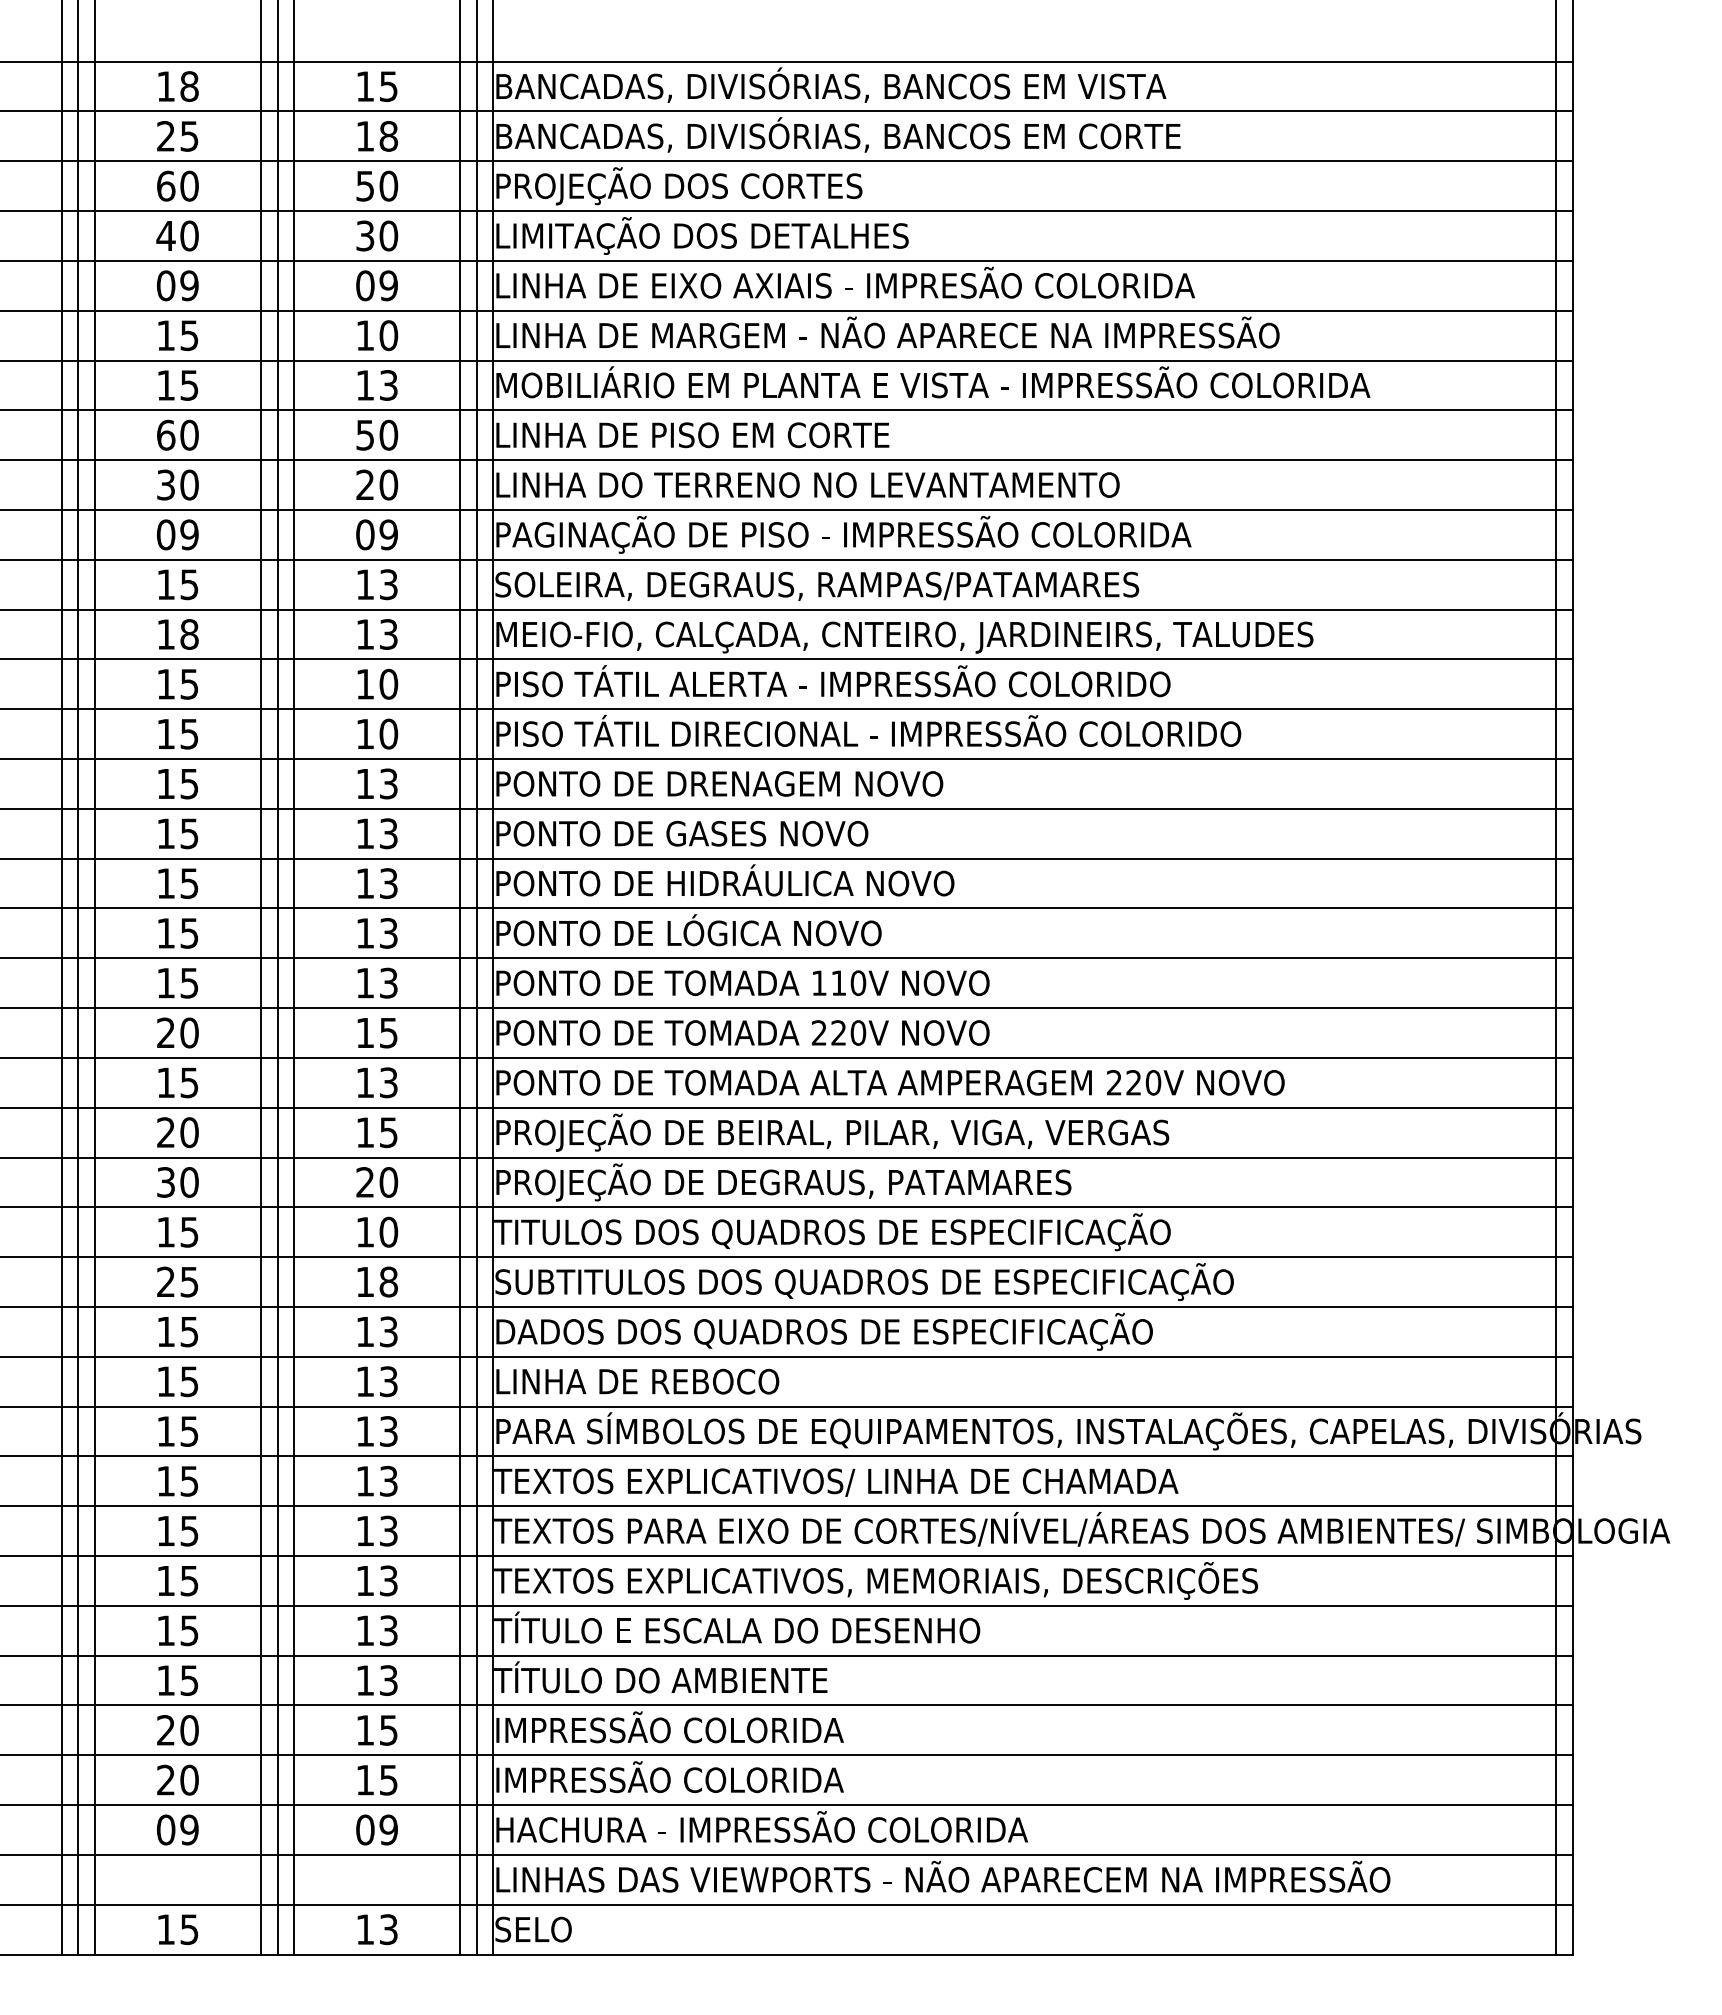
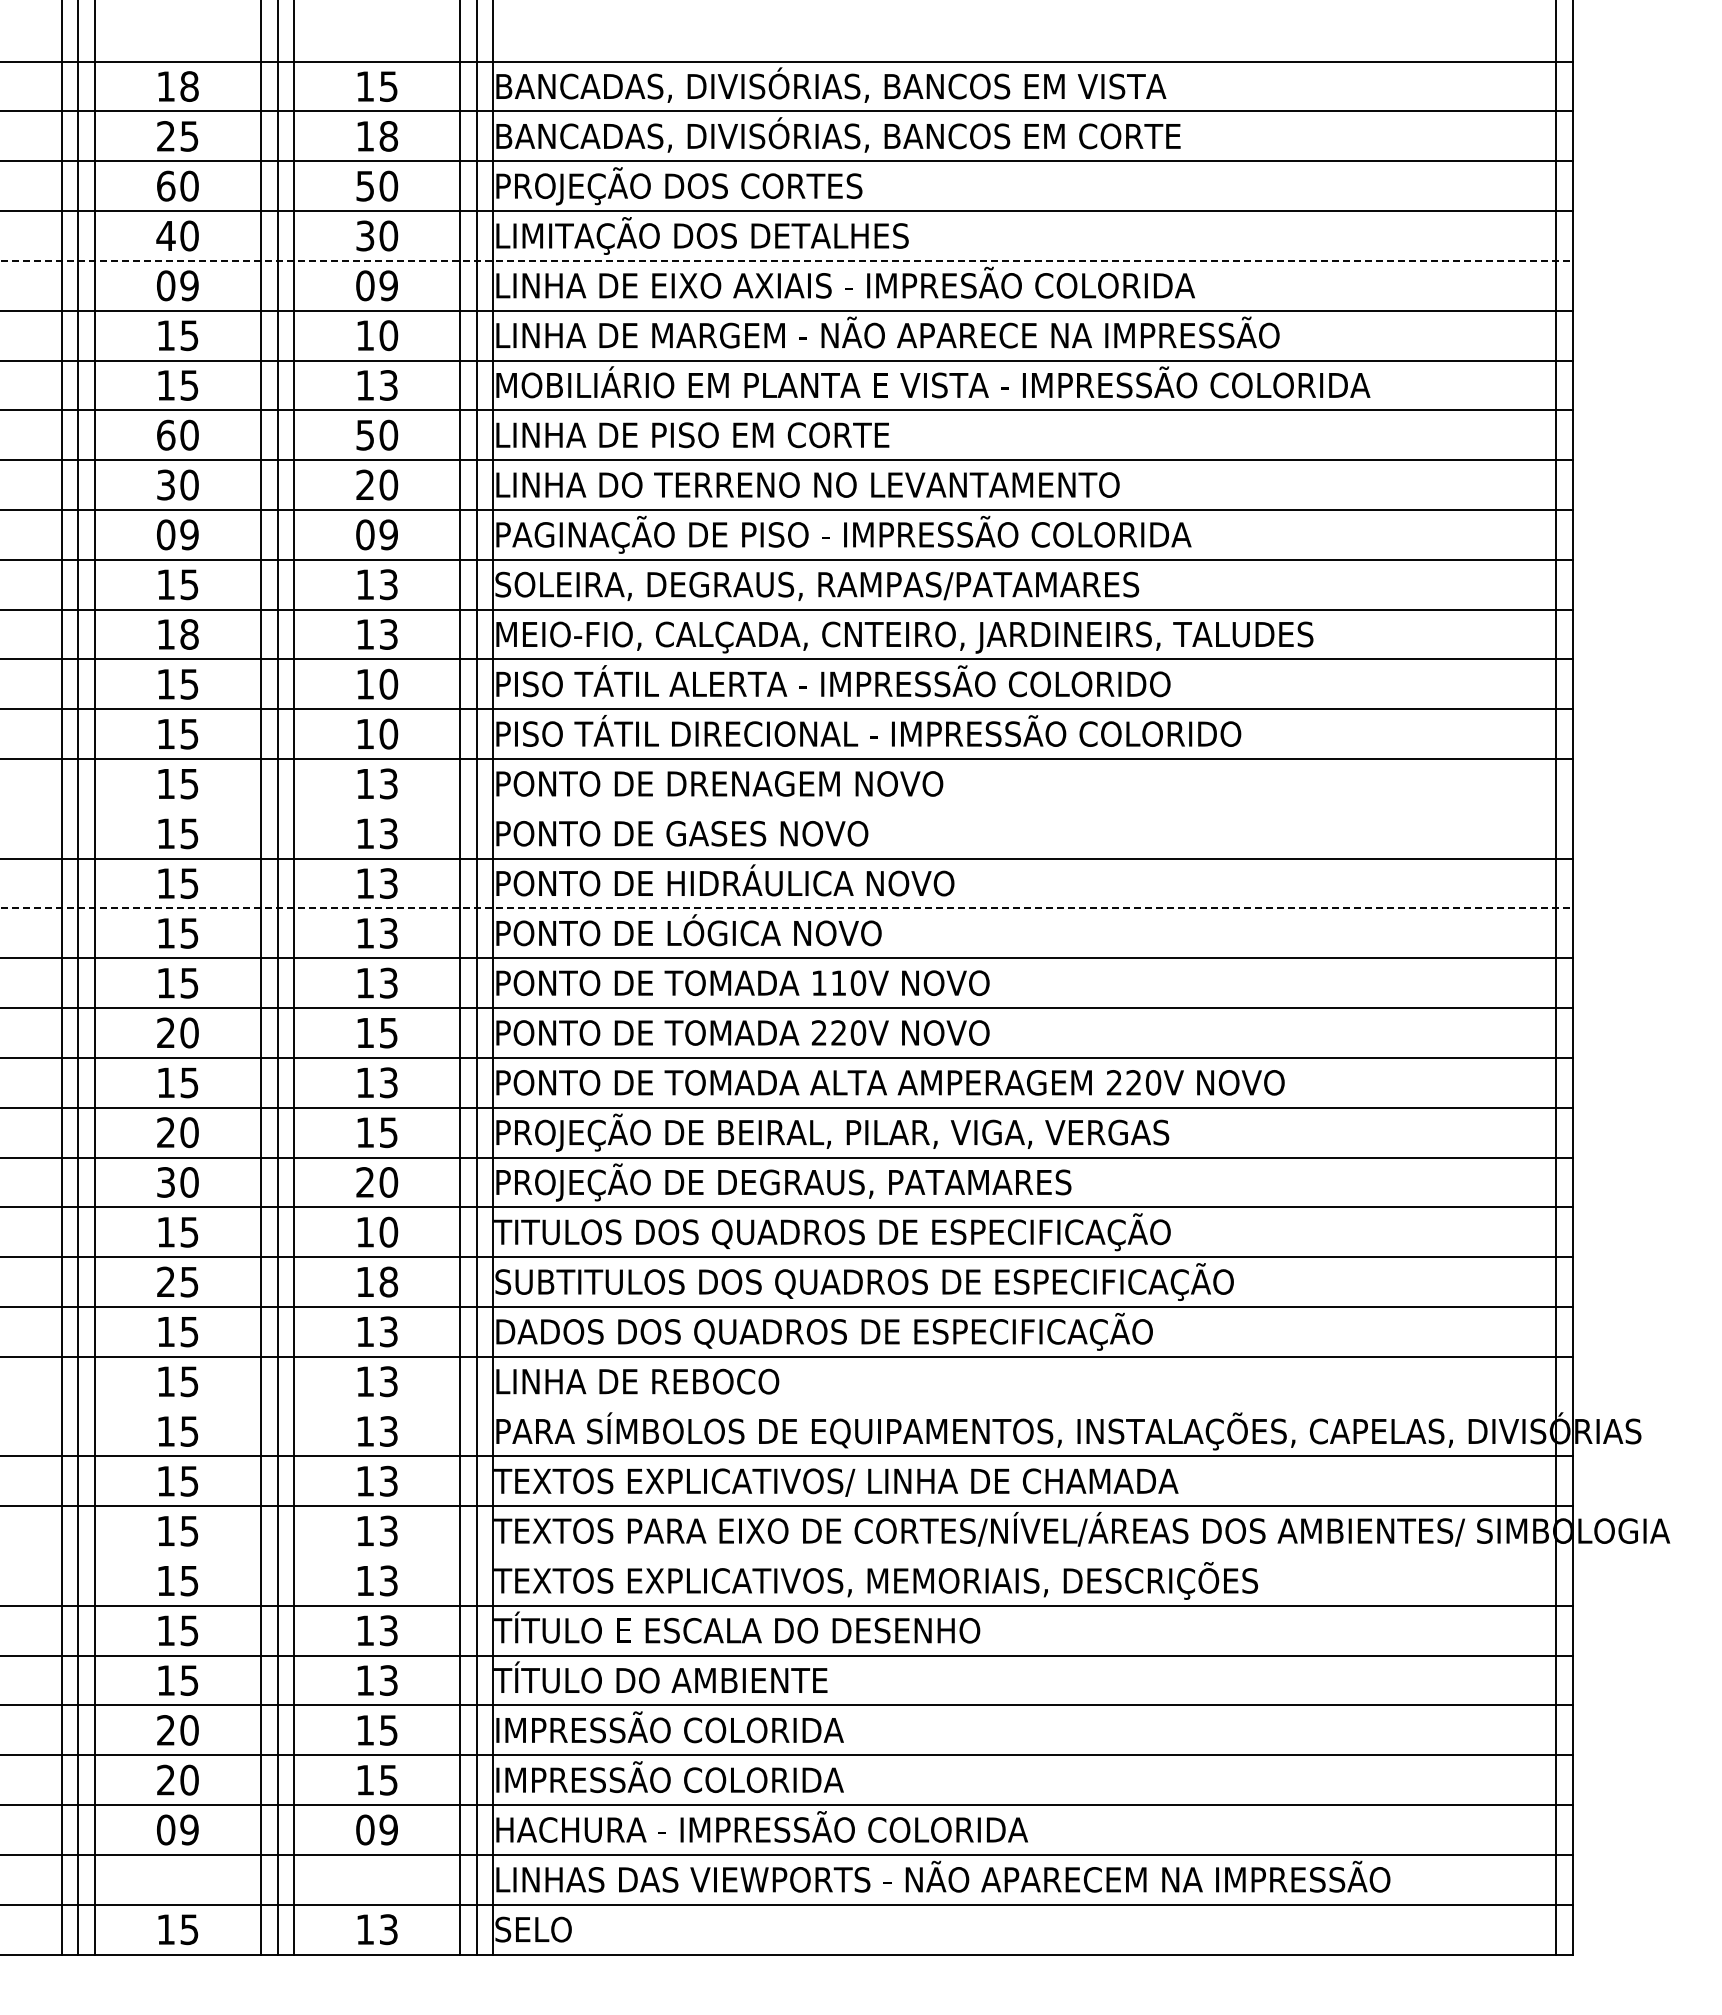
line: solid -> dashed (786, 260)
line: present -> none (787, 808)
line: solid -> dashed (786, 908)
line: present -> none (787, 1406)
line: present -> none (787, 1556)
